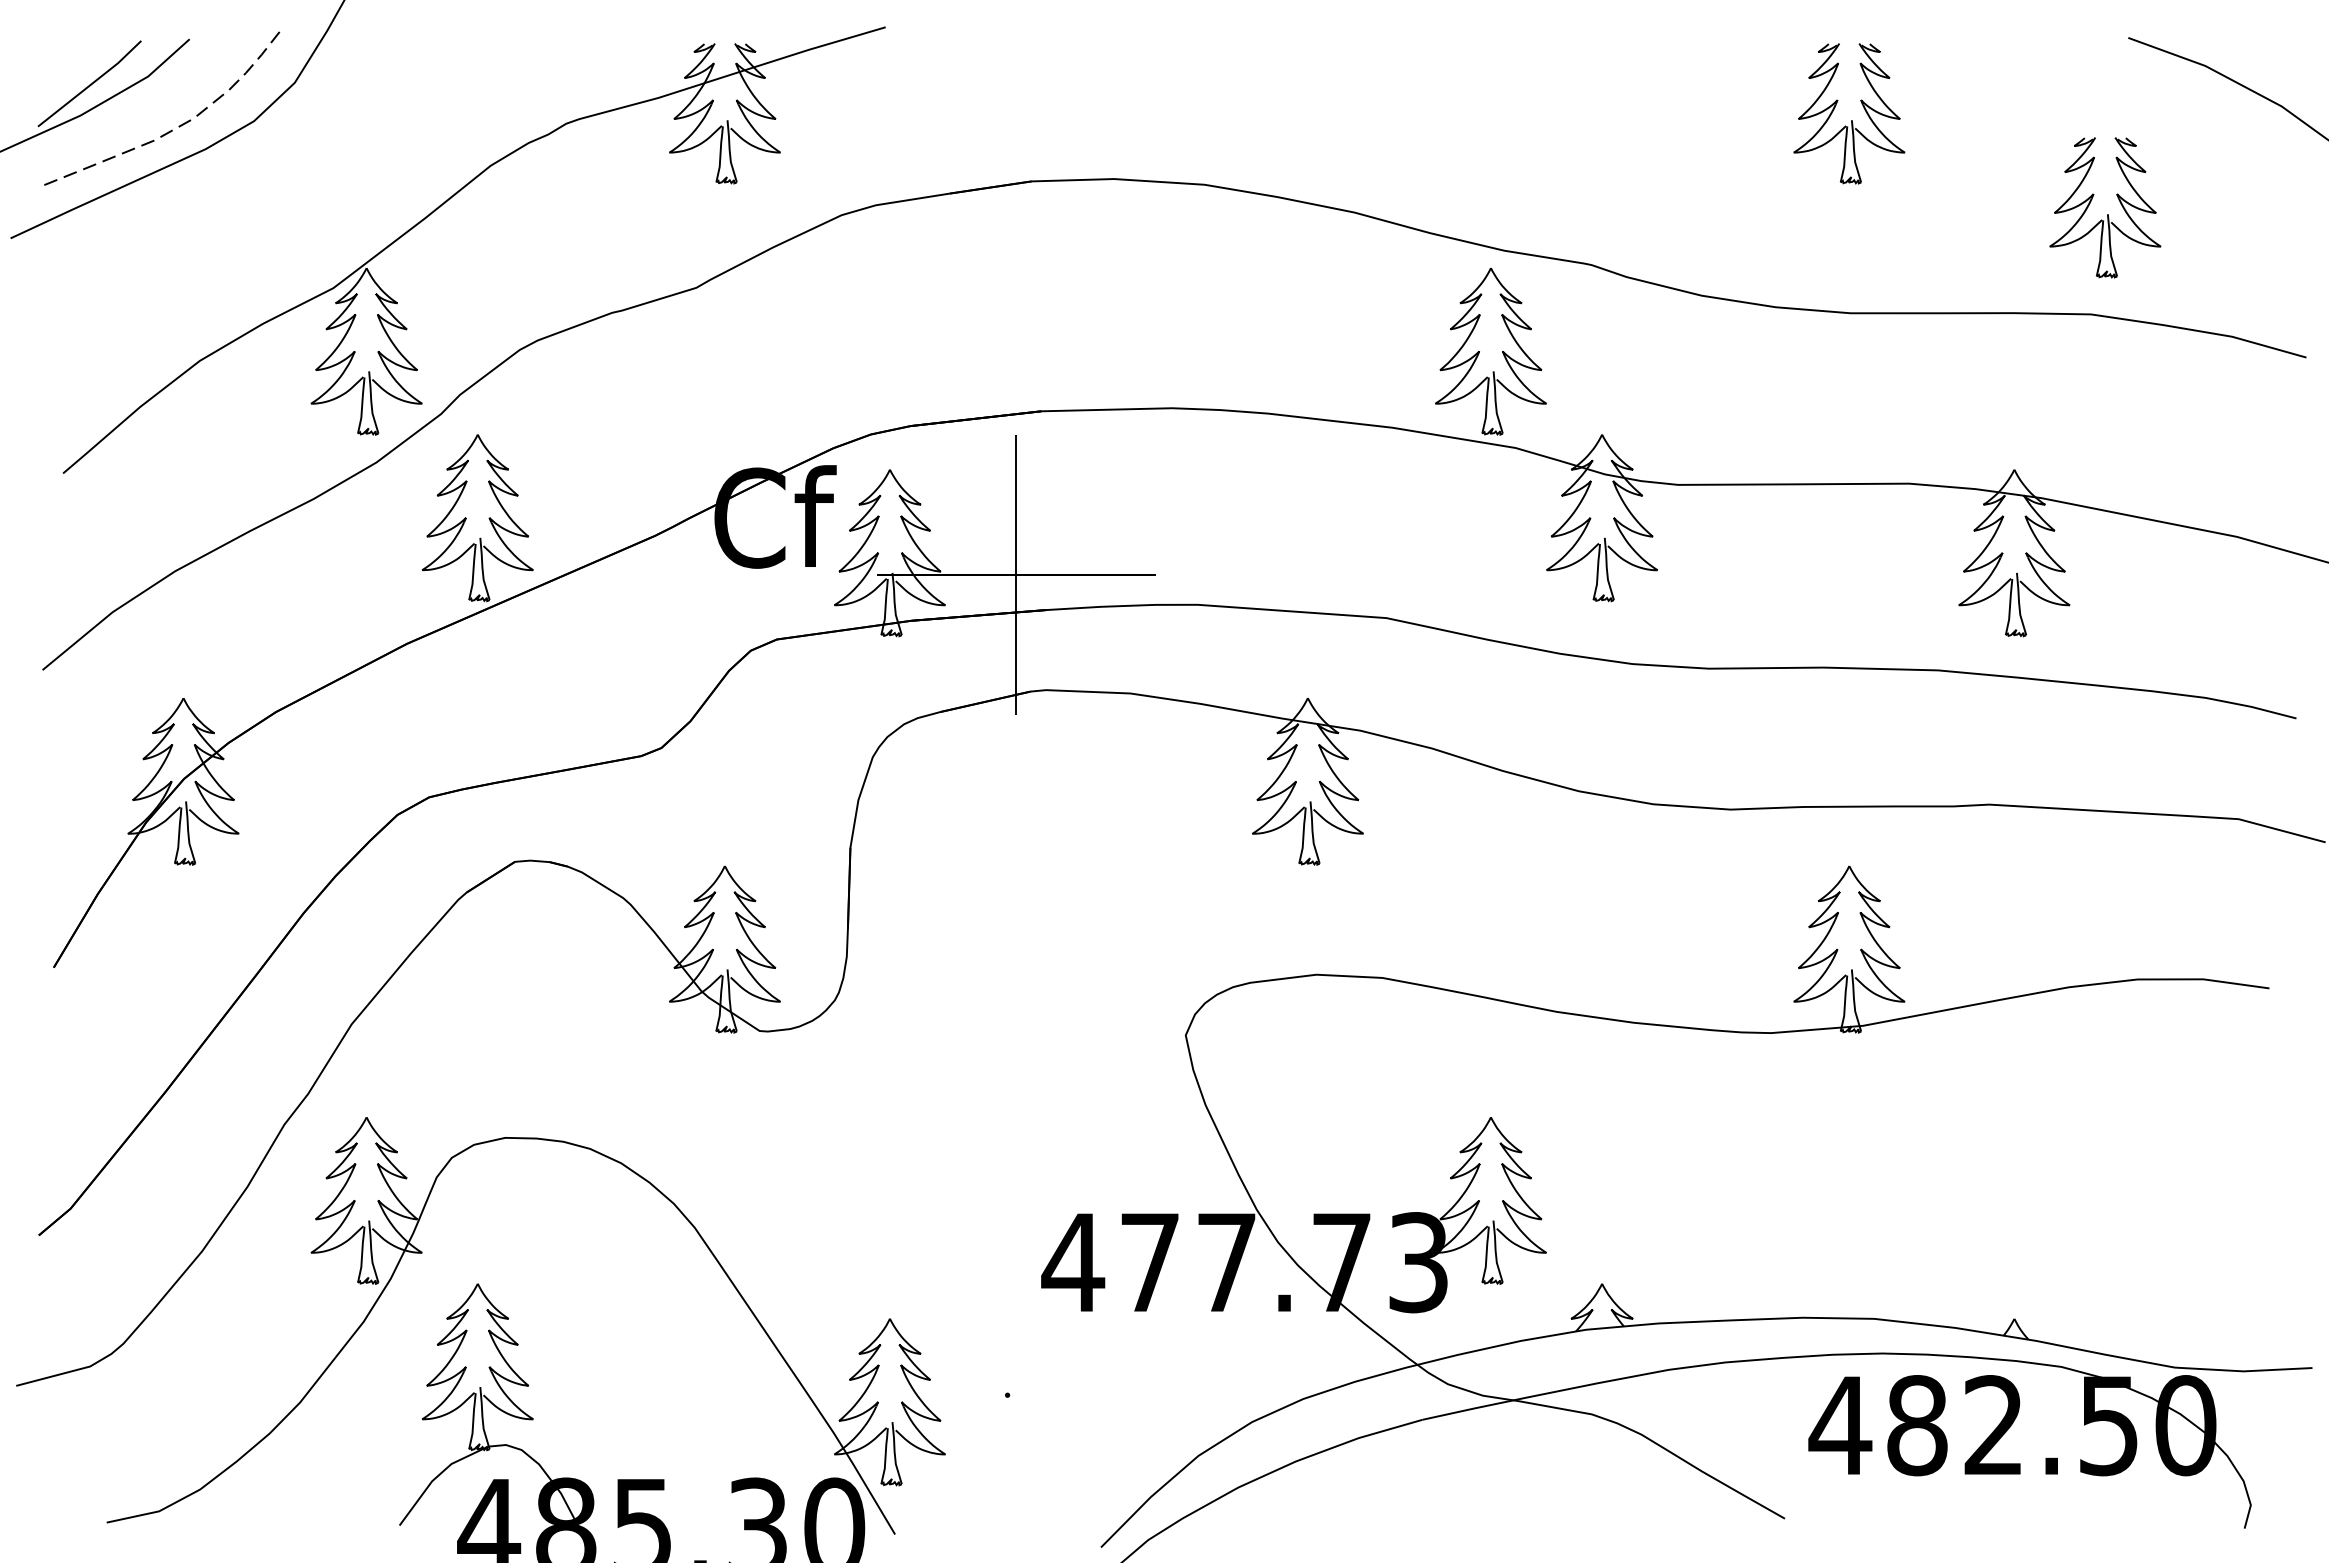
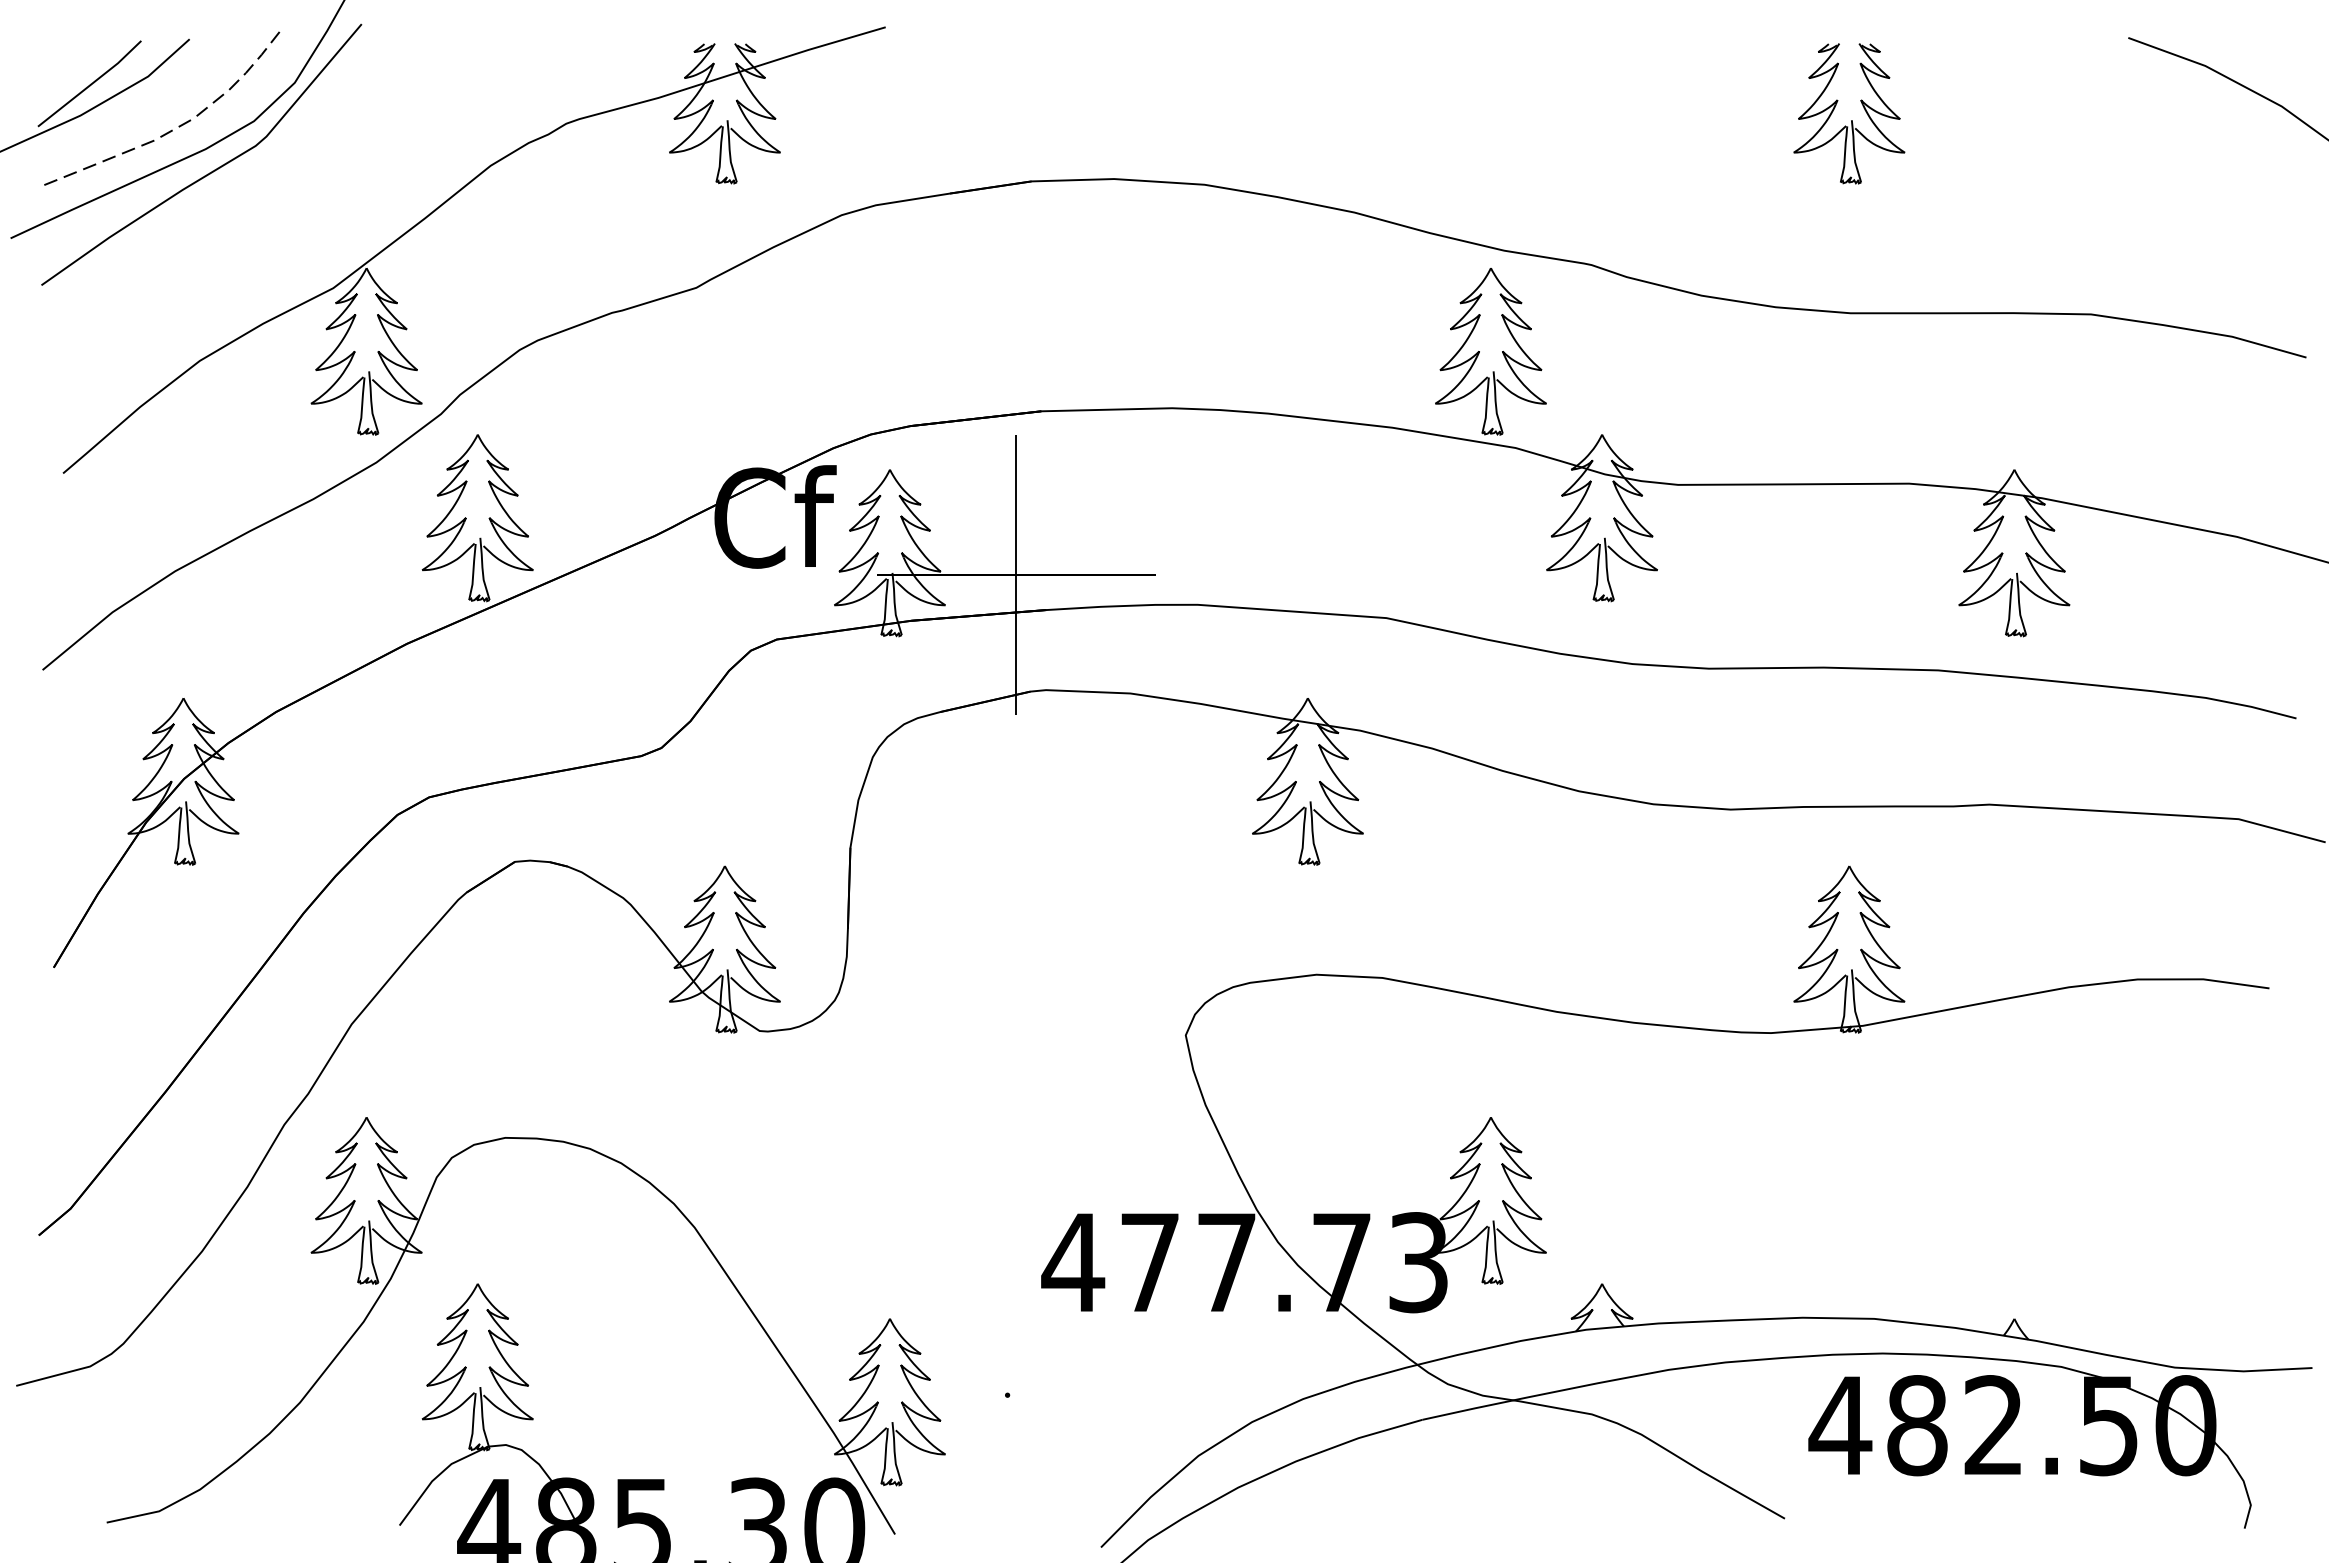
curve: none -> present (212, 170)
part: present -> none (2107, 214)
